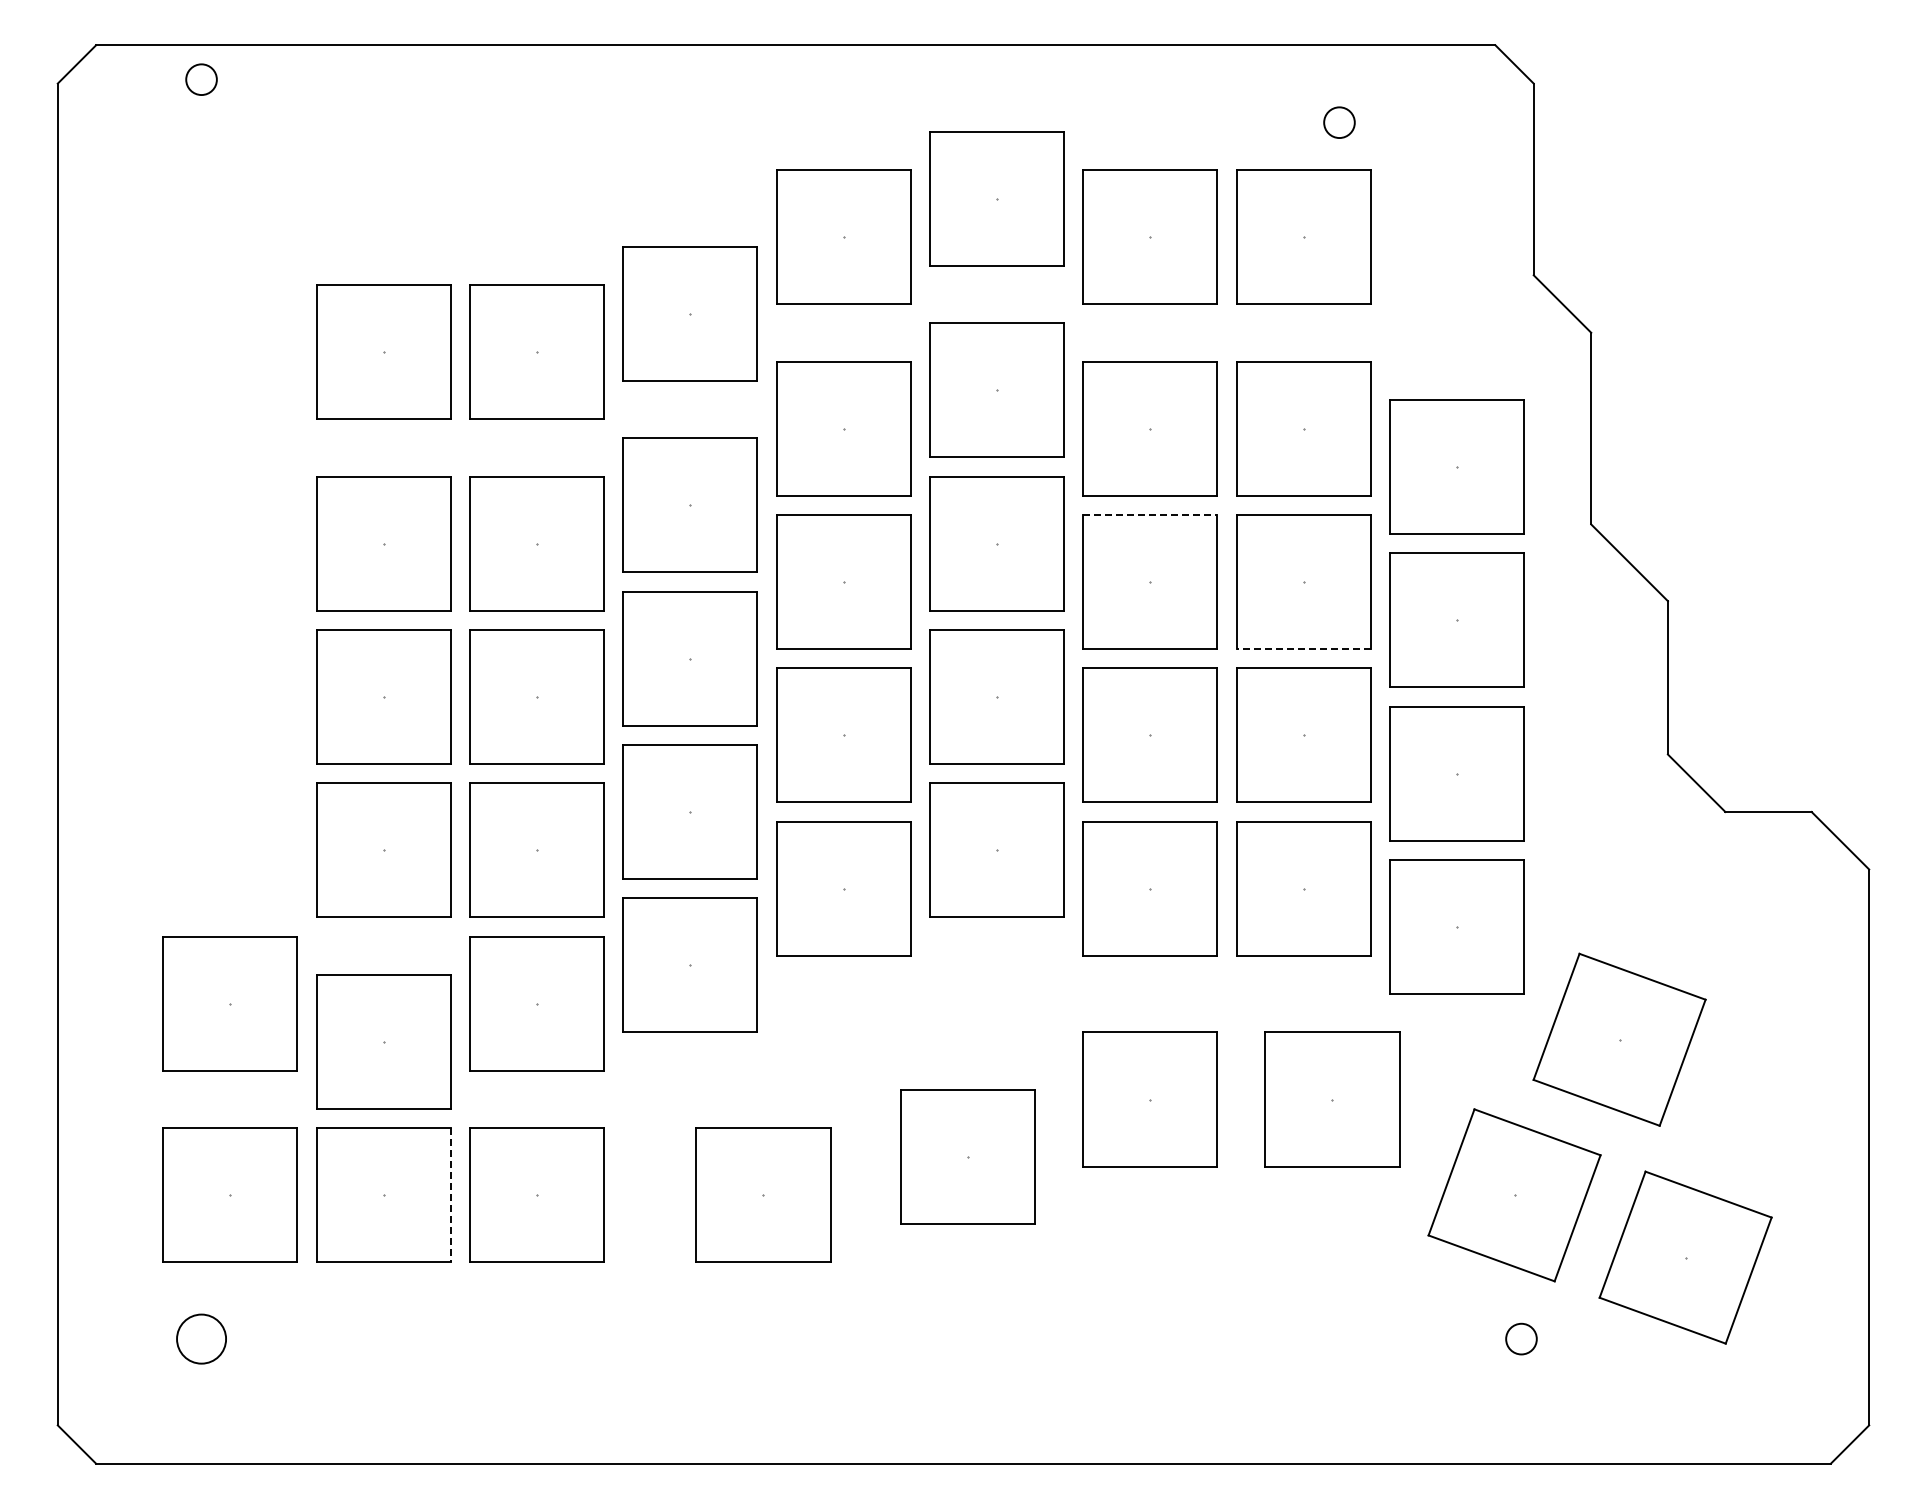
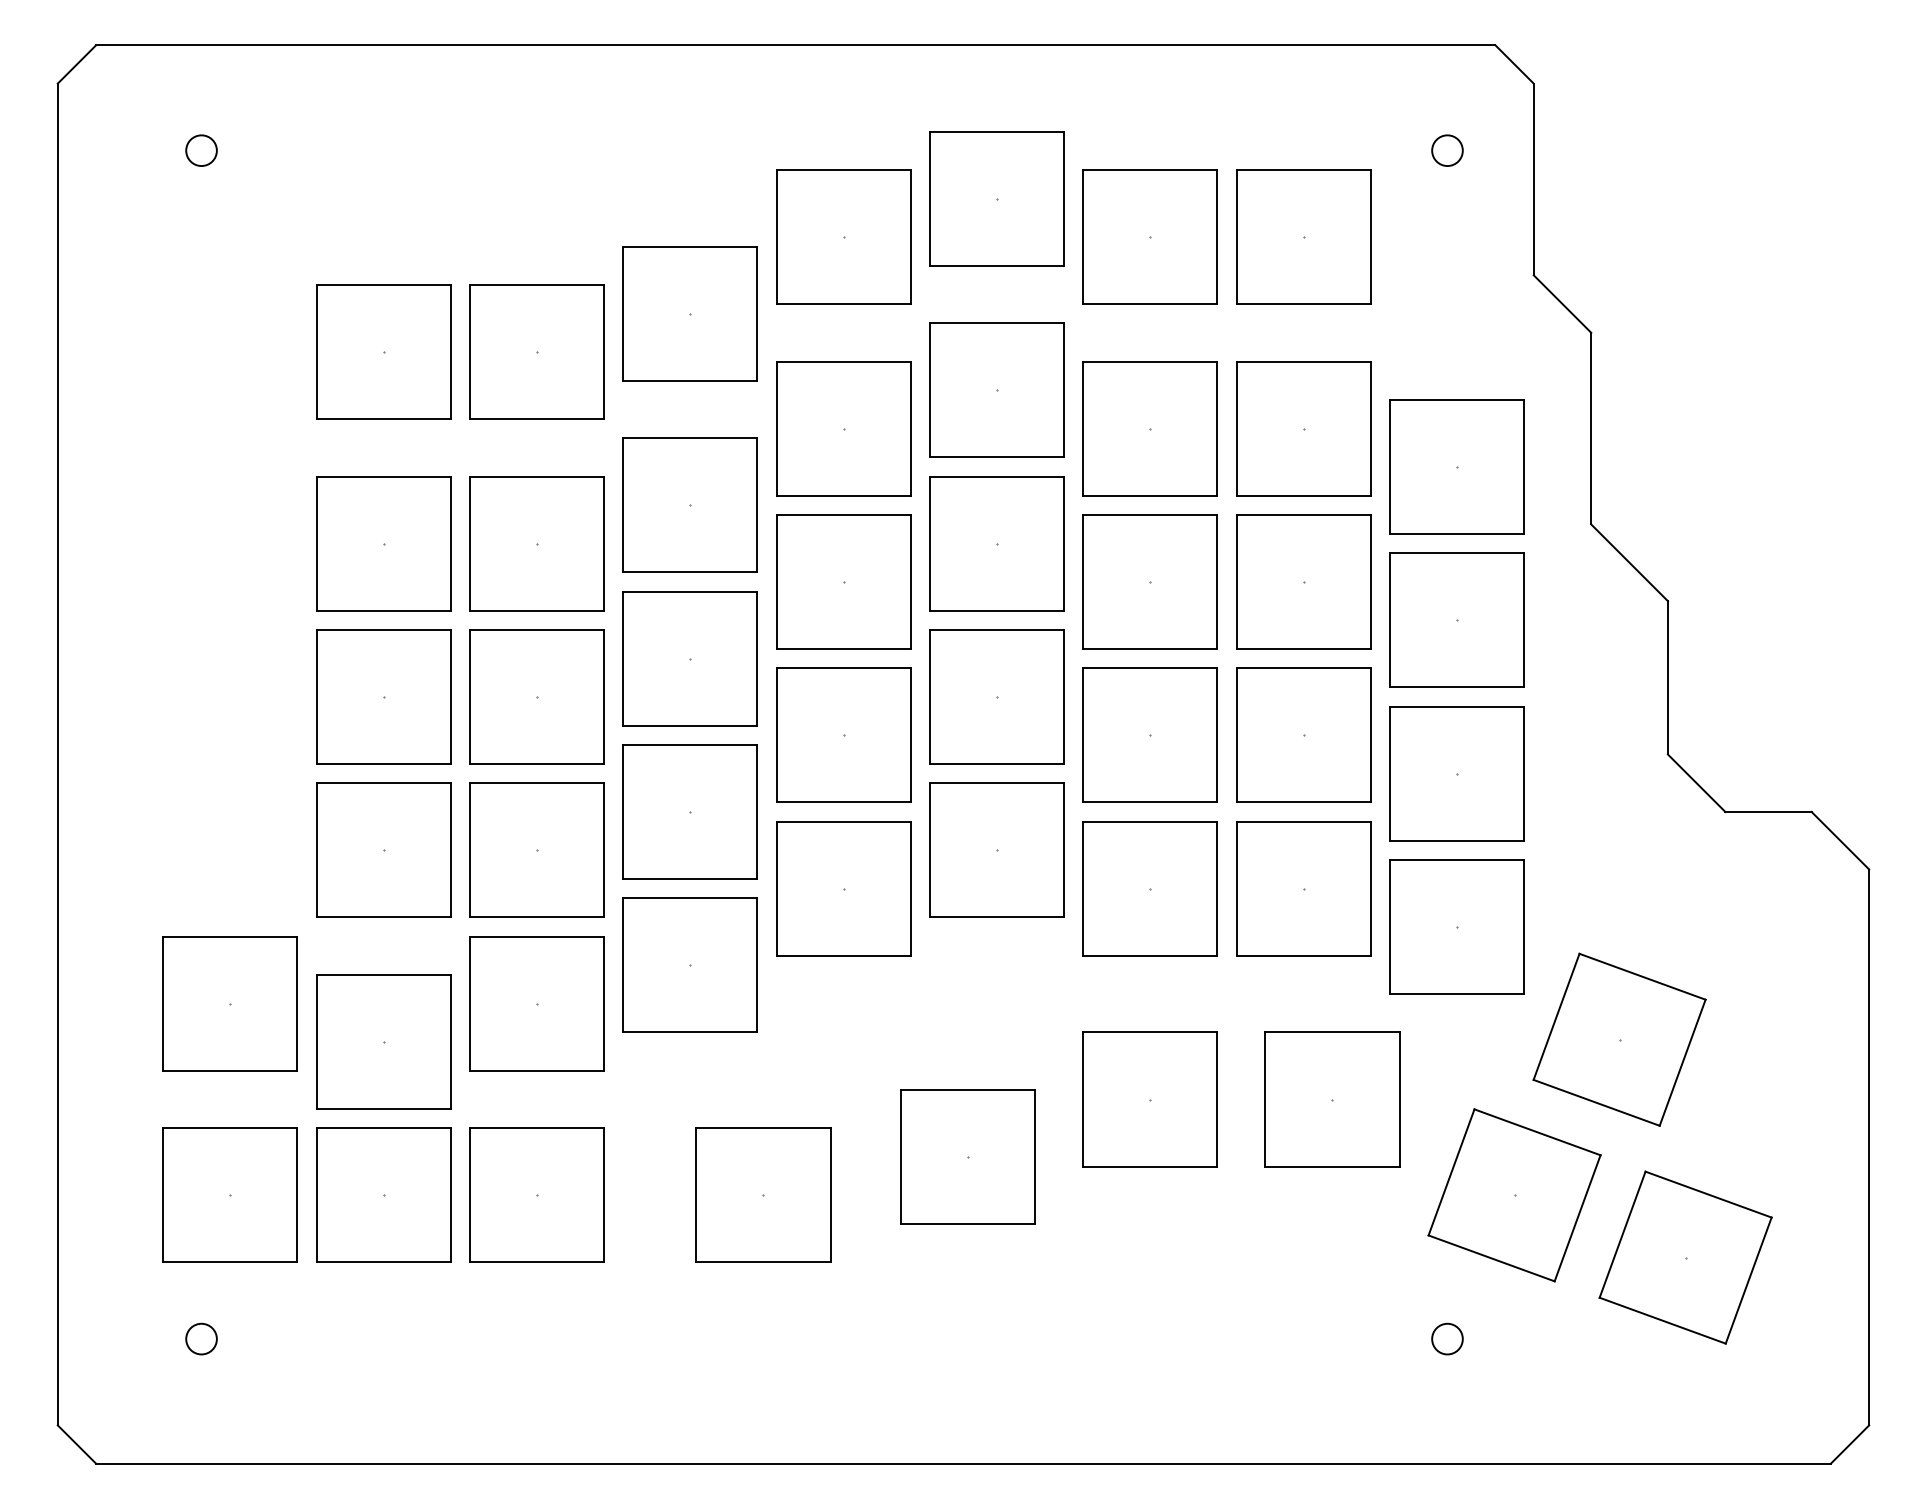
circle position: (201, 79) -> (201, 150) (201, 150)
circle position: (1339, 122) -> (1447, 150) (1447, 150)
line: dashed -> solid (1150, 514)
line: dashed -> solid (1303, 649)
line: dashed -> solid (450, 1195)
circle diameter: 49 px -> 31 px (201, 1338)
circle position: (1521, 1338) -> (1447, 1338) (1447, 1338)
